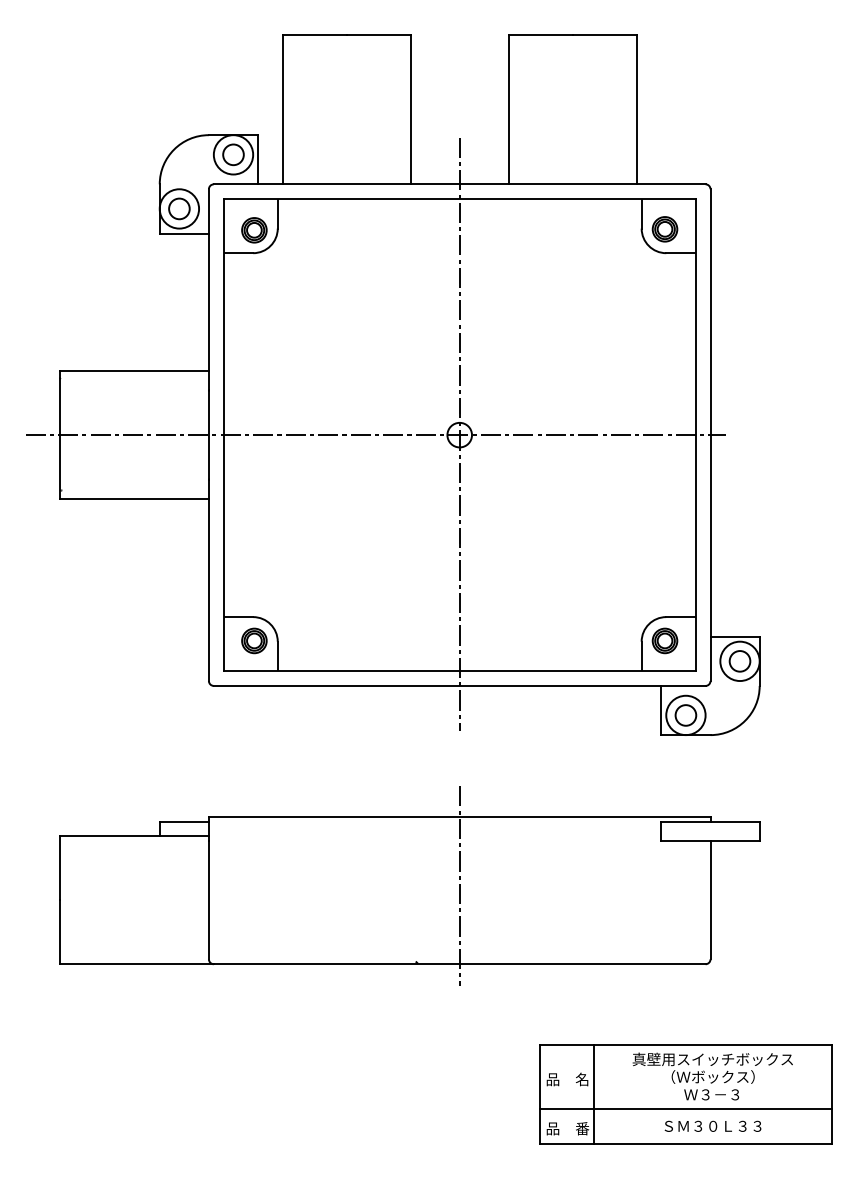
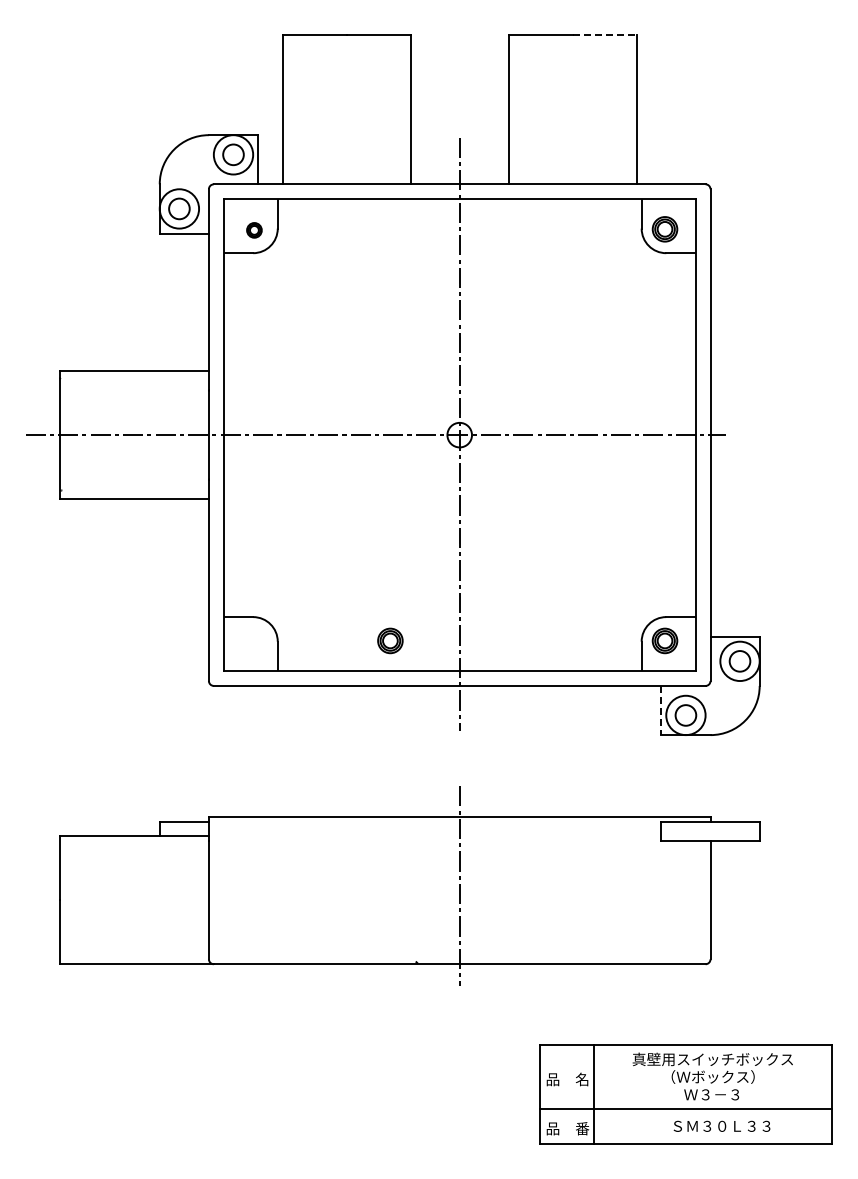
line: solid -> dashed (604, 35)
part size: 27x27 px -> 17x17 px (254, 230)
part position: (254, 640) -> (390, 640) (390, 640)
line: solid -> dashed (661, 710)
text position: (712, 1125) -> (721, 1125) (721, 1125)
